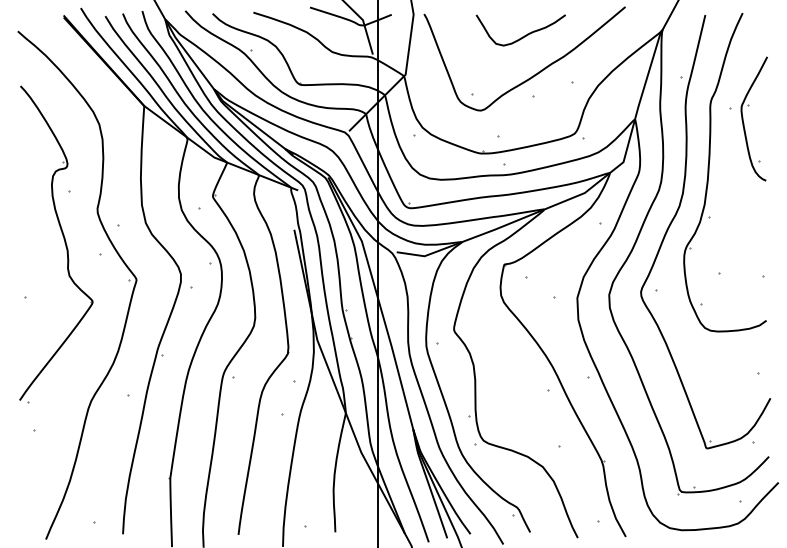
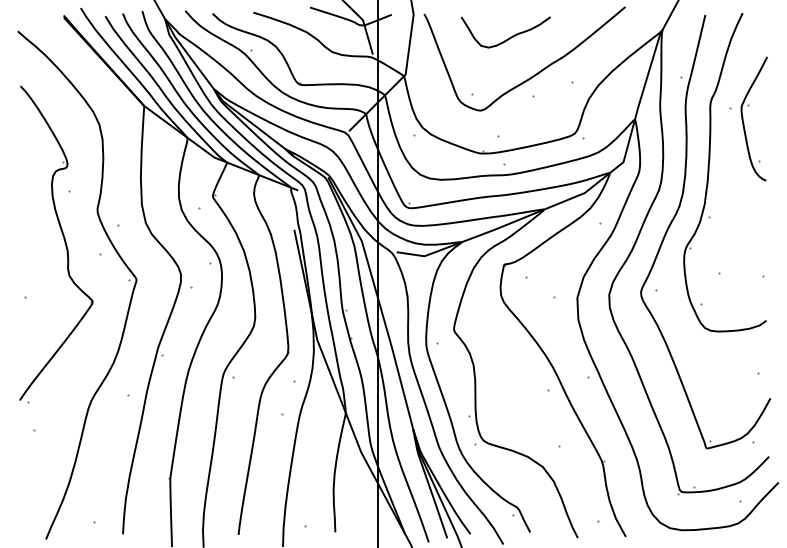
curve position: (522, 36) -> (507, 38) (507, 38)
